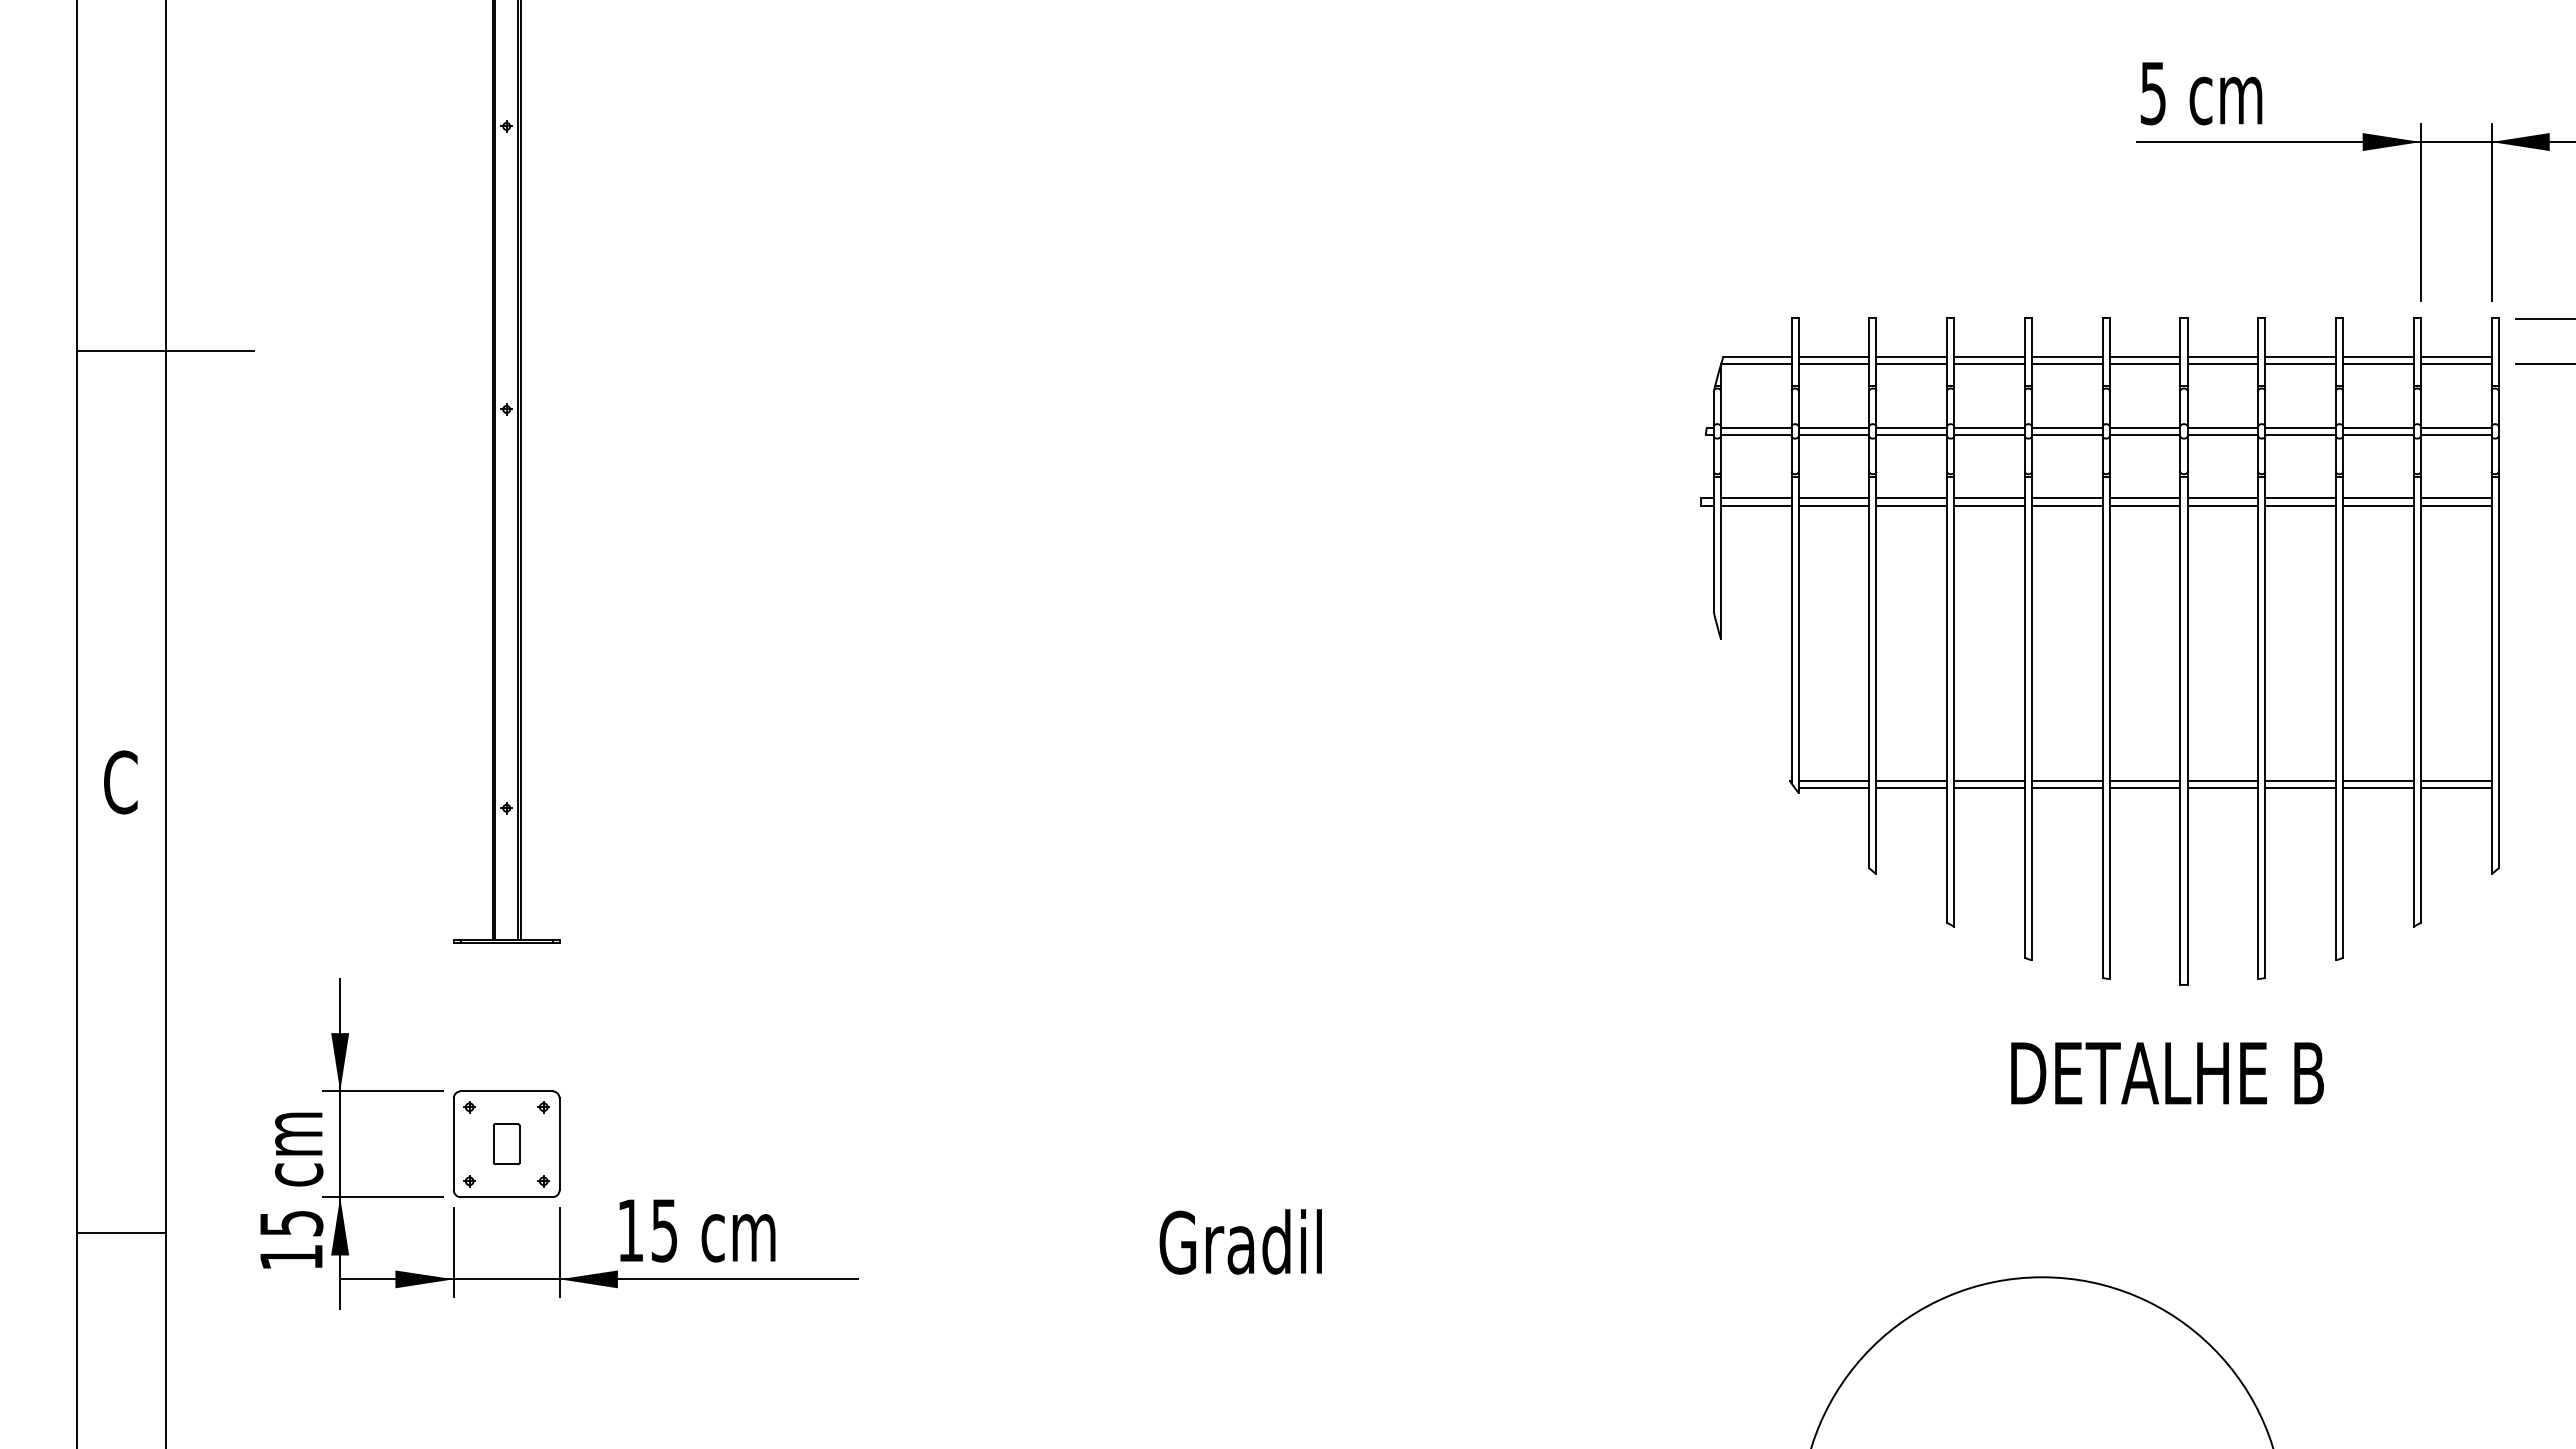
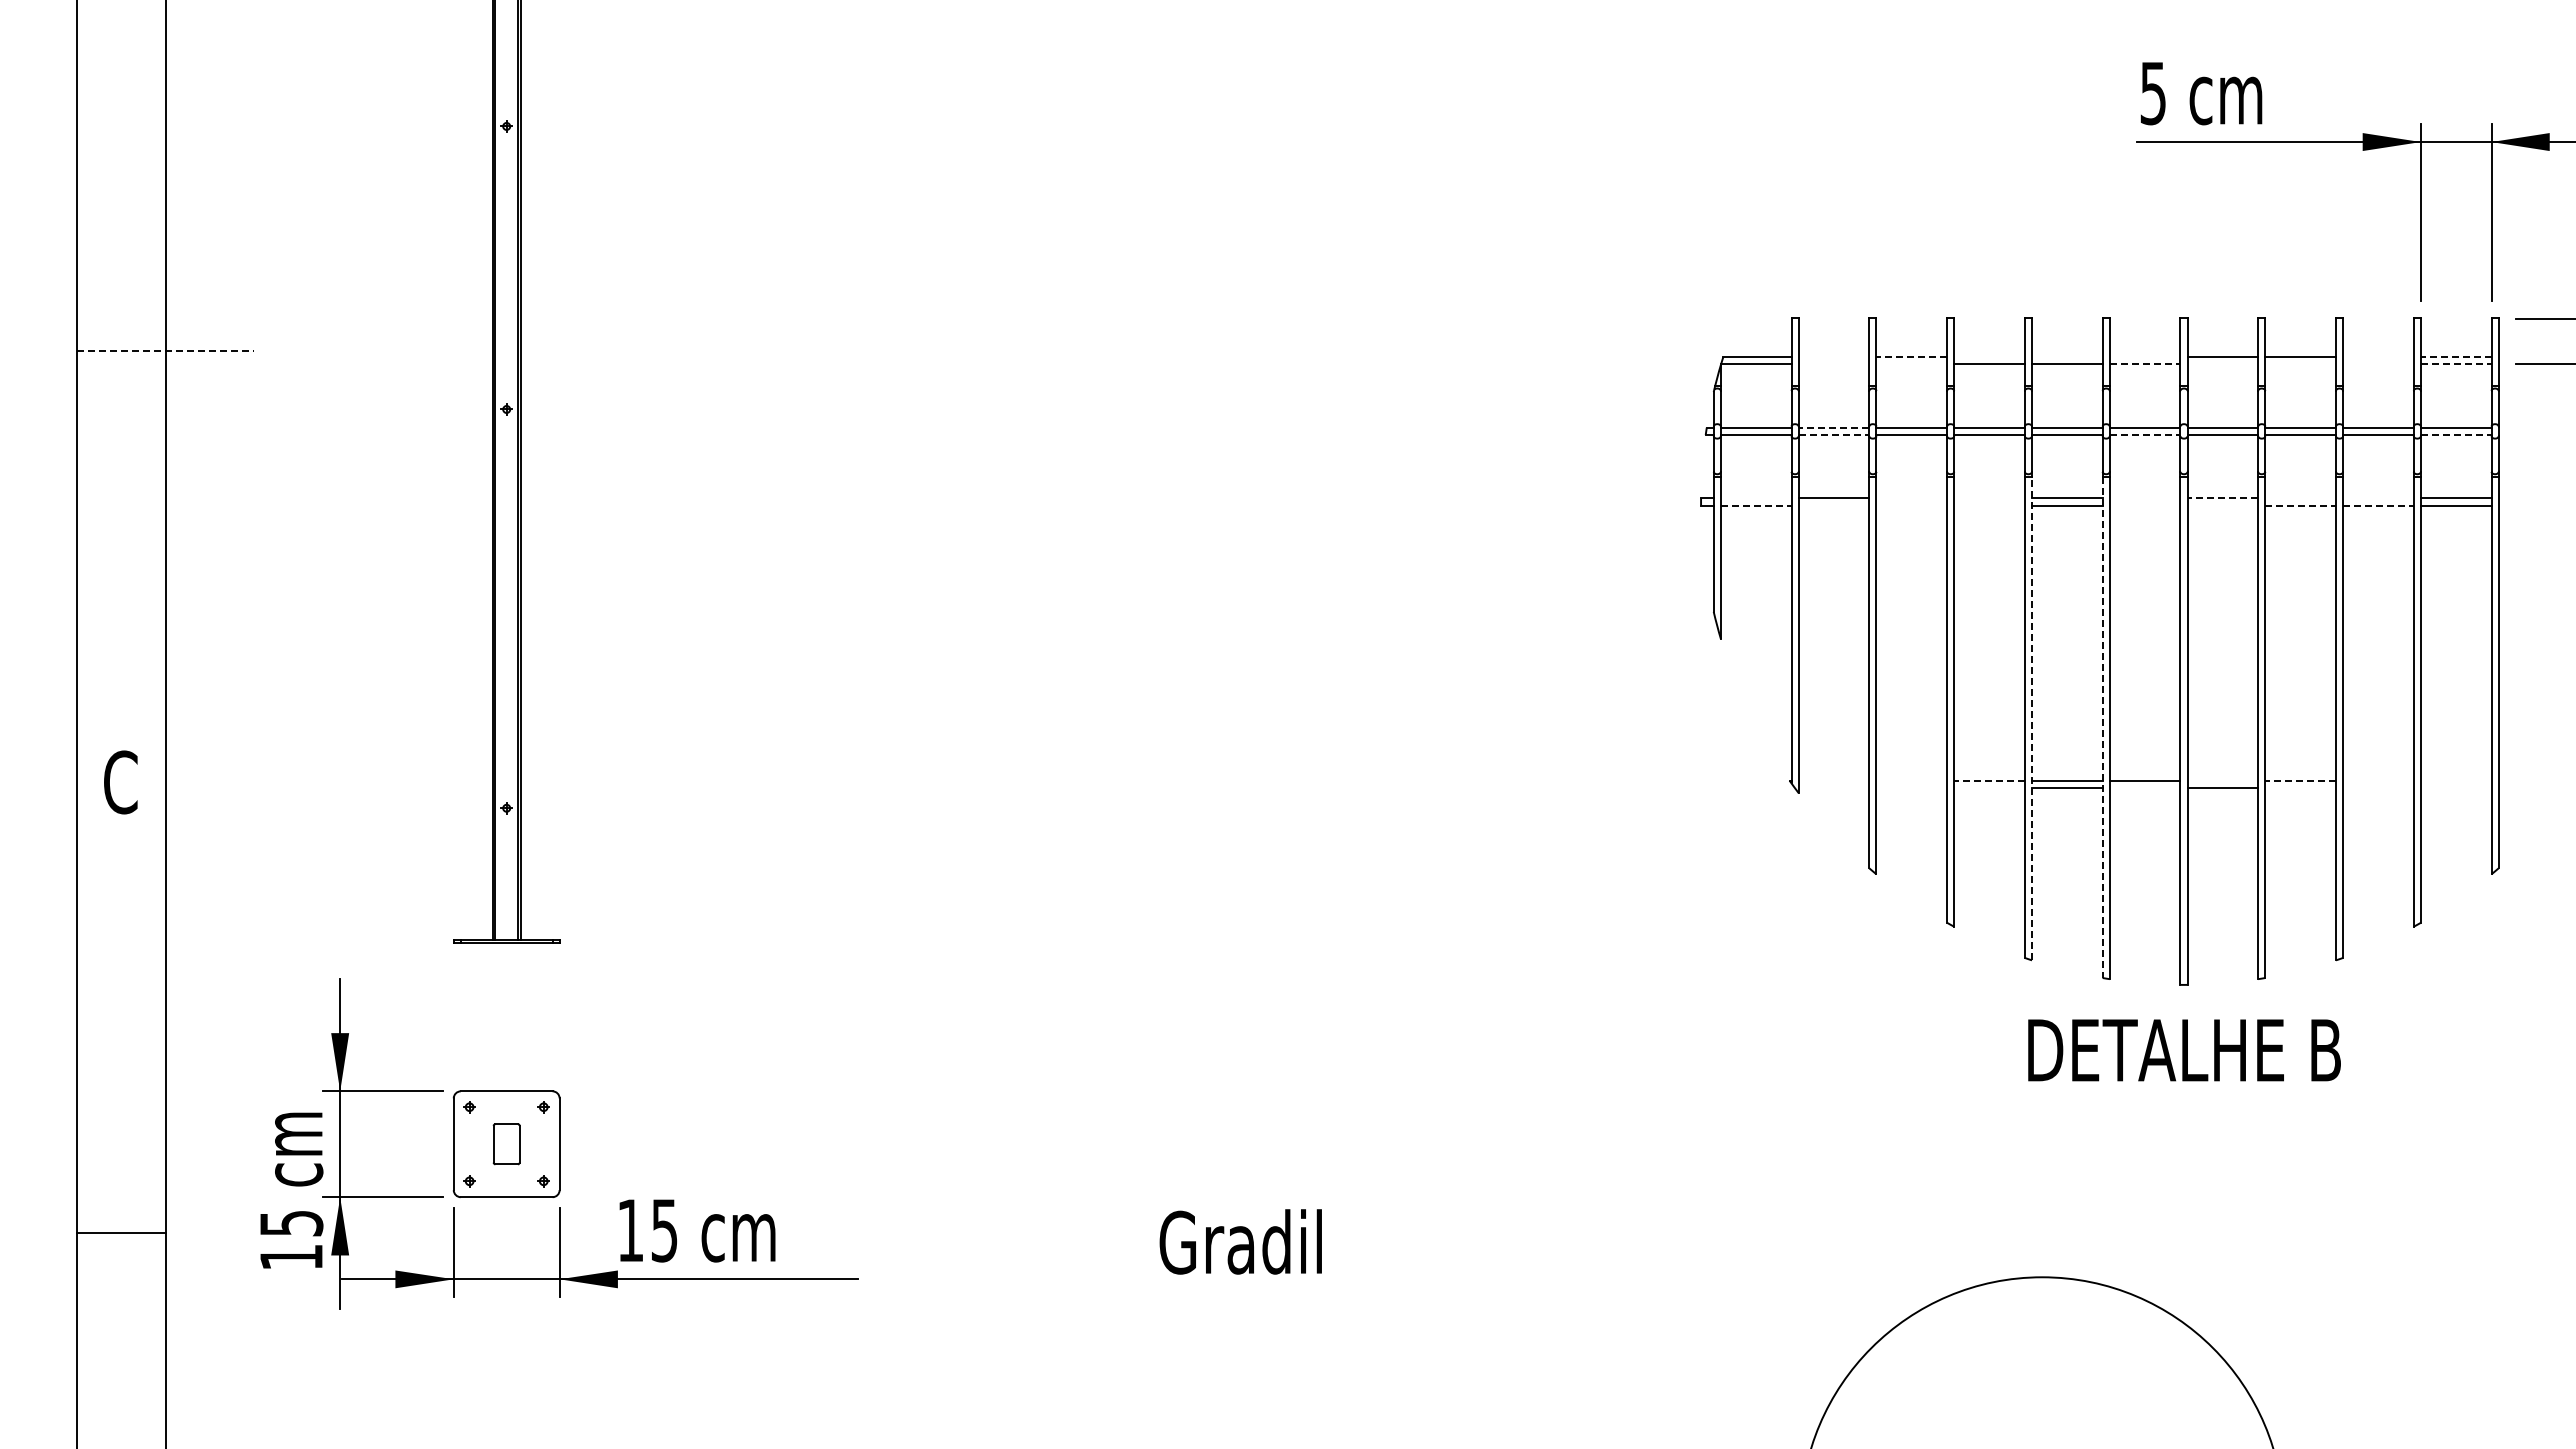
line: solid -> dashed (166, 350)
line: present -> none (1833, 357)
line: solid -> dashed (1911, 357)
line: present -> none (1989, 357)
line: present -> none (2067, 357)
line: present -> none (2144, 357)
line: present -> none (2378, 357)
line: solid -> dashed (2455, 357)
line: present -> none (1833, 364)
line: present -> none (1911, 364)
line: solid -> dashed (2145, 364)
line: present -> none (2222, 364)
line: present -> none (2300, 364)
line: present -> none (2378, 364)
line: solid -> dashed (2456, 364)
line: solid -> dashed (1833, 427)
line: solid -> dashed (1834, 435)
line: solid -> dashed (2145, 435)
line: solid -> dashed (2456, 435)
line: present -> none (1755, 498)
line: present -> none (1911, 498)
line: present -> none (1989, 498)
line: present -> none (2144, 498)
line: solid -> dashed (2222, 498)
line: present -> none (2300, 498)
line: present -> none (2378, 498)
line: solid -> dashed (1756, 505)
line: present -> none (1833, 505)
line: present -> none (1911, 505)
line: present -> none (1989, 505)
line: present -> none (2144, 505)
line: present -> none (2222, 505)
line: solid -> dashed (2301, 505)
line: solid -> dashed (2378, 505)
line: solid -> dashed (2032, 718)
line: solid -> dashed (2102, 727)
line: present -> none (1833, 780)
line: present -> none (1911, 780)
line: solid -> dashed (1989, 780)
line: present -> none (2222, 780)
line: solid -> dashed (2300, 780)
line: present -> none (2378, 780)
line: present -> none (2455, 780)
line: present -> none (1833, 787)
line: present -> none (1911, 787)
line: present -> none (1989, 787)
line: present -> none (2144, 787)
line: present -> none (2300, 787)
line: present -> none (2378, 787)
line: present -> none (2455, 787)
text position: (2167, 1073) -> (2184, 1050) (2184, 1050)
